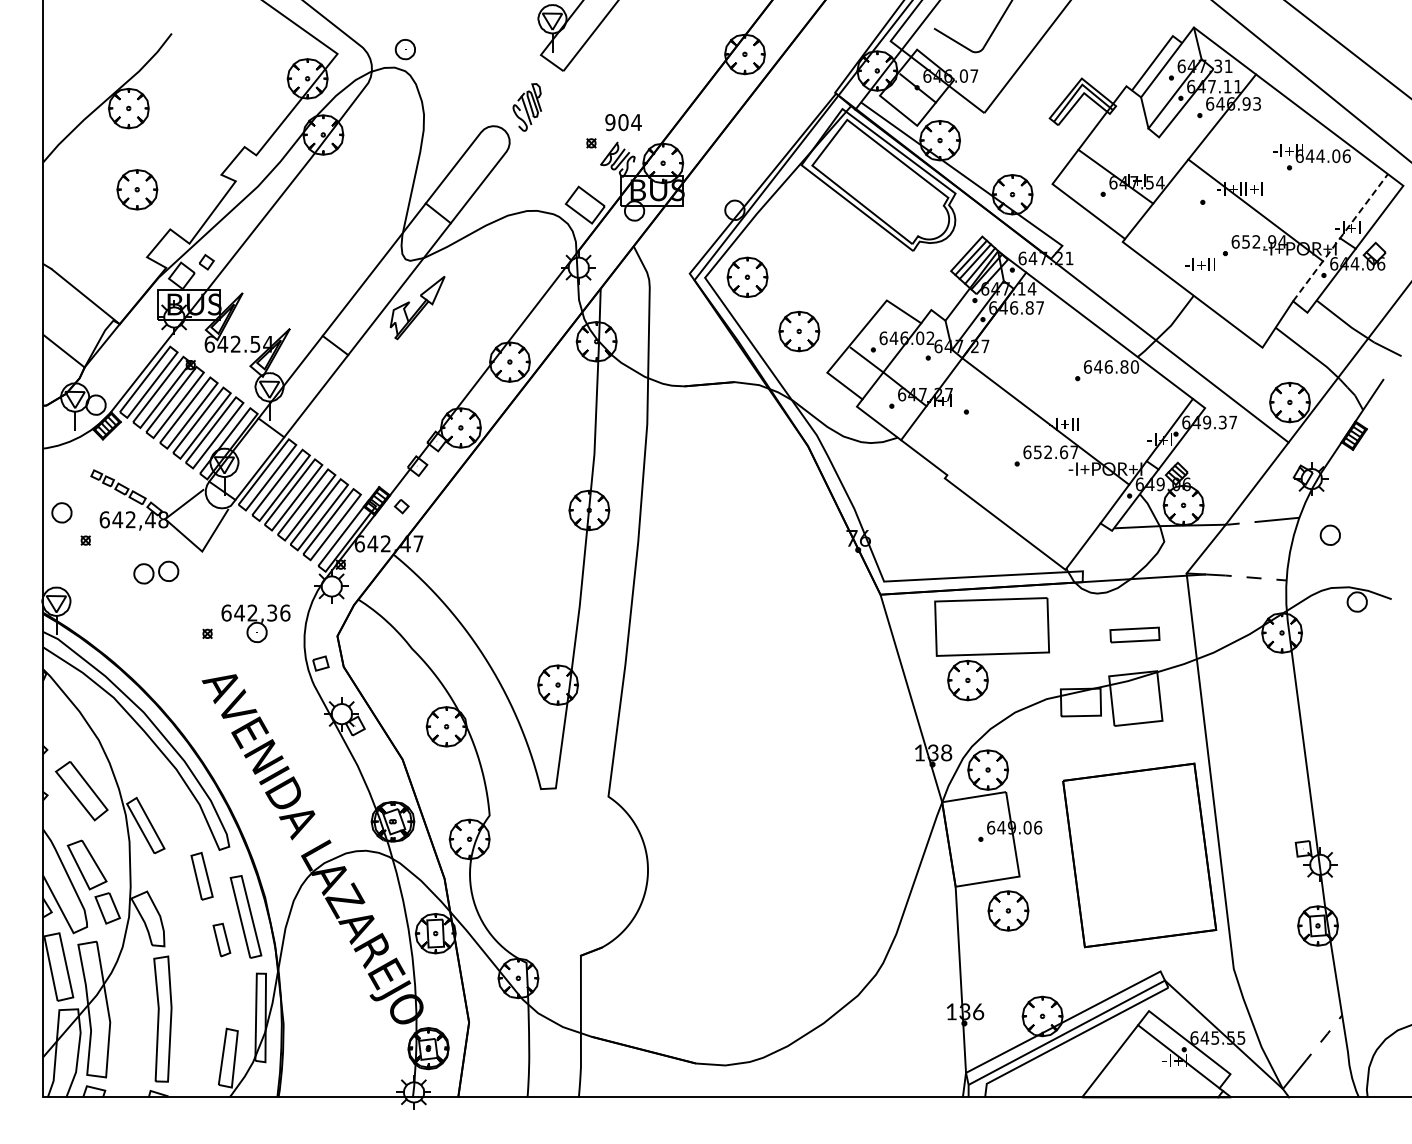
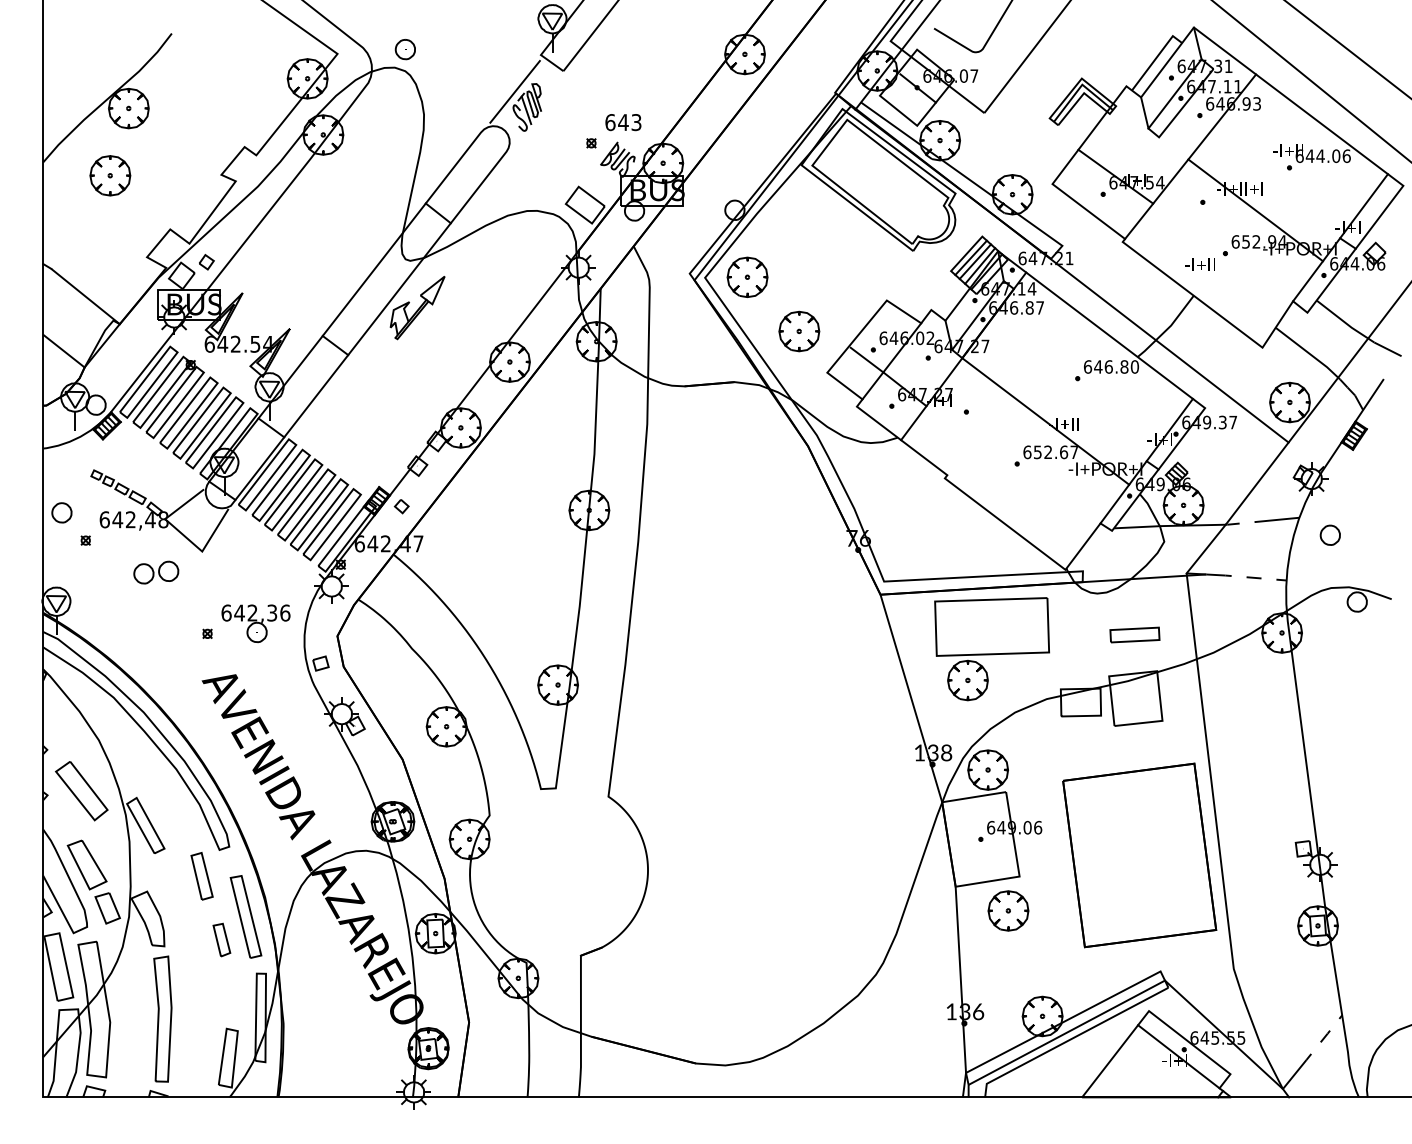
line: none -> present (514, 91)
text: 904 -> 643 (623, 122)
part position: (137, 189) -> (110, 175) (110, 175)
line: dashed -> solid (1340, 237)
